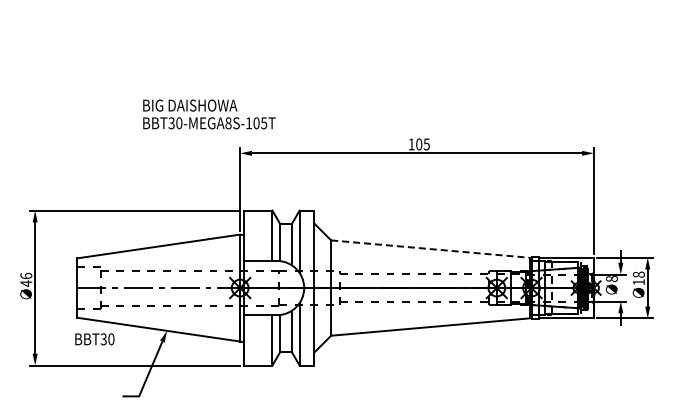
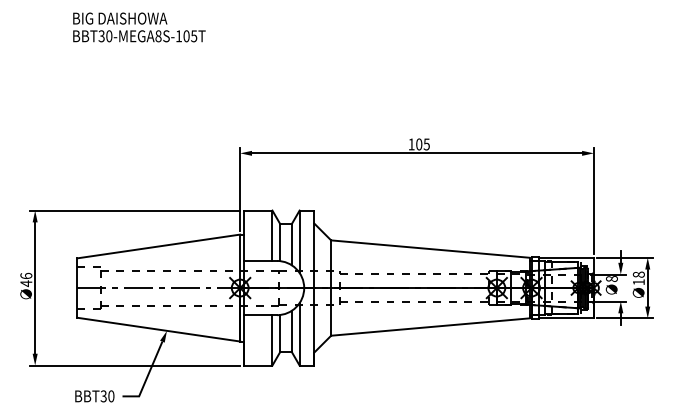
text position: (209, 114) -> (139, 27) (139, 27)
line: dashed -> solid (430, 249)
text position: (94, 339) -> (94, 396) (94, 396)
